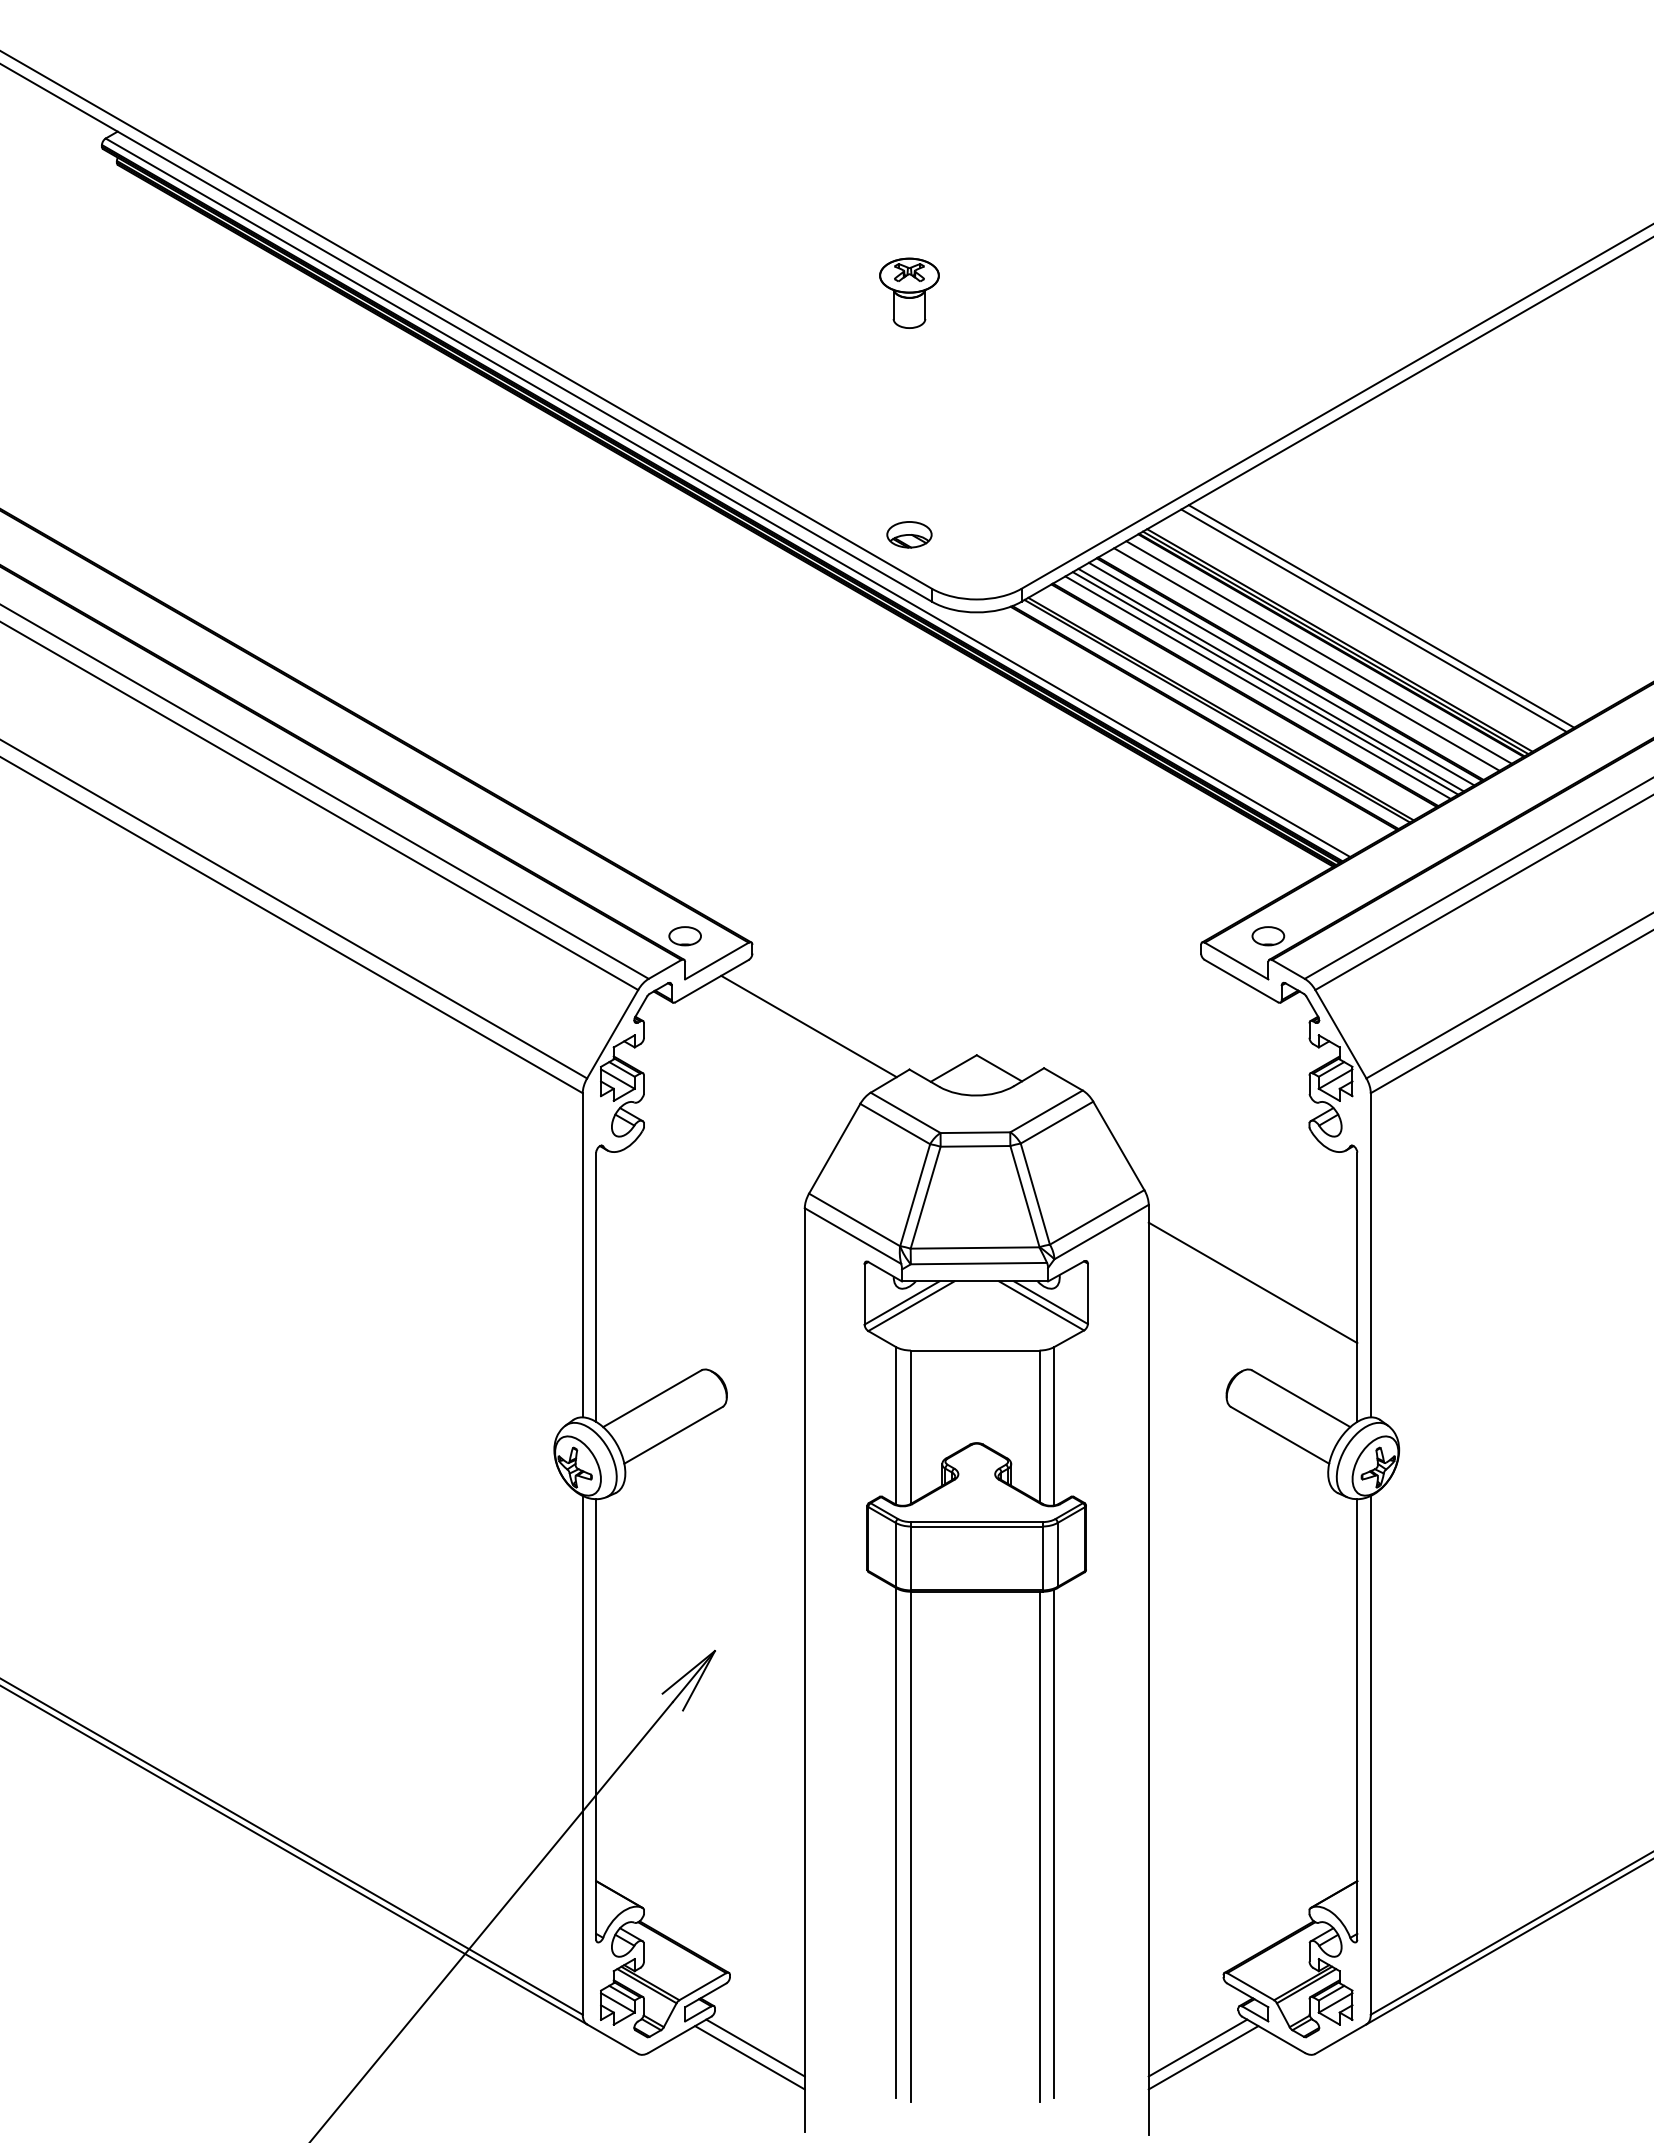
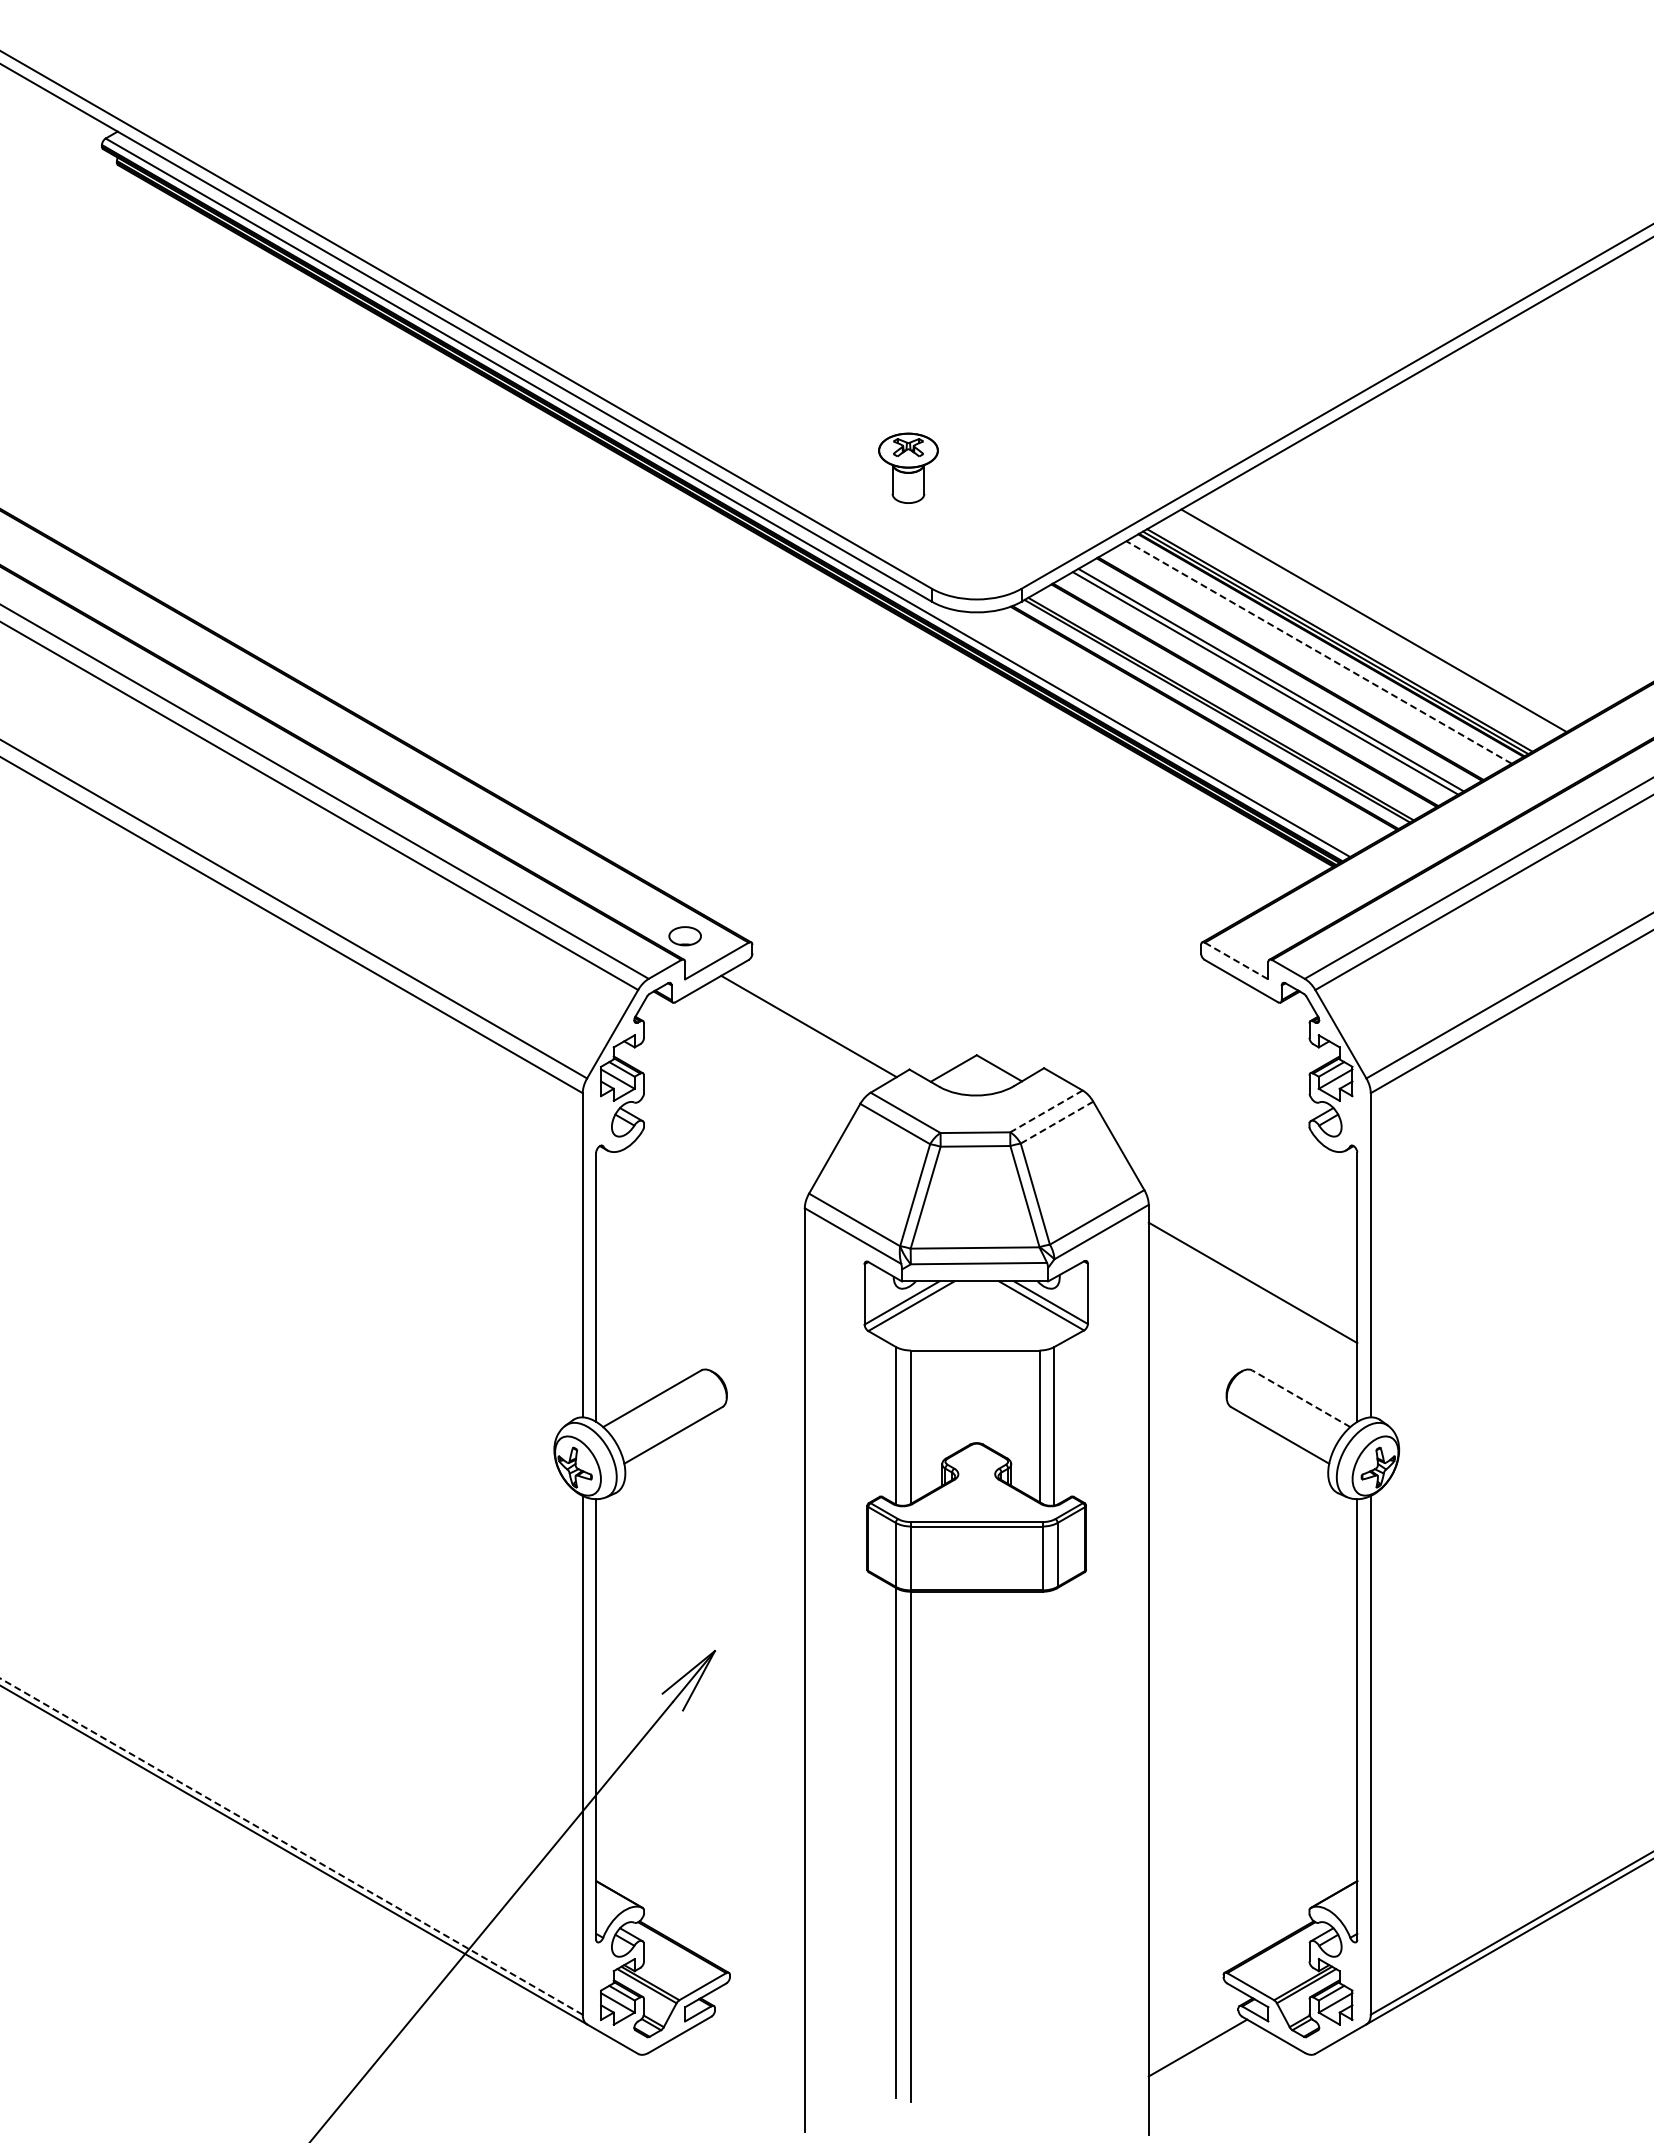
part position: (909, 292) -> (908, 467) (908, 467)
part: present -> none (909, 534)
line: present -> none (1381, 616)
line: solid -> dashed (1318, 652)
line: present -> none (1306, 659)
line: present -> none (1281, 673)
line: present -> none (1257, 687)
part: present -> none (1268, 936)
line: solid -> dashed (1236, 961)
line: solid -> dashed (1046, 1111)
line: solid -> dashed (1057, 1122)
line: solid -> dashed (1301, 1398)
line: present -> none (1054, 1843)
line: solid -> dashed (291, 1846)
line: present -> none (1039, 1846)
line: present -> none (755, 2047)
line: present -> none (749, 2057)
line: present -> none (1203, 2057)
